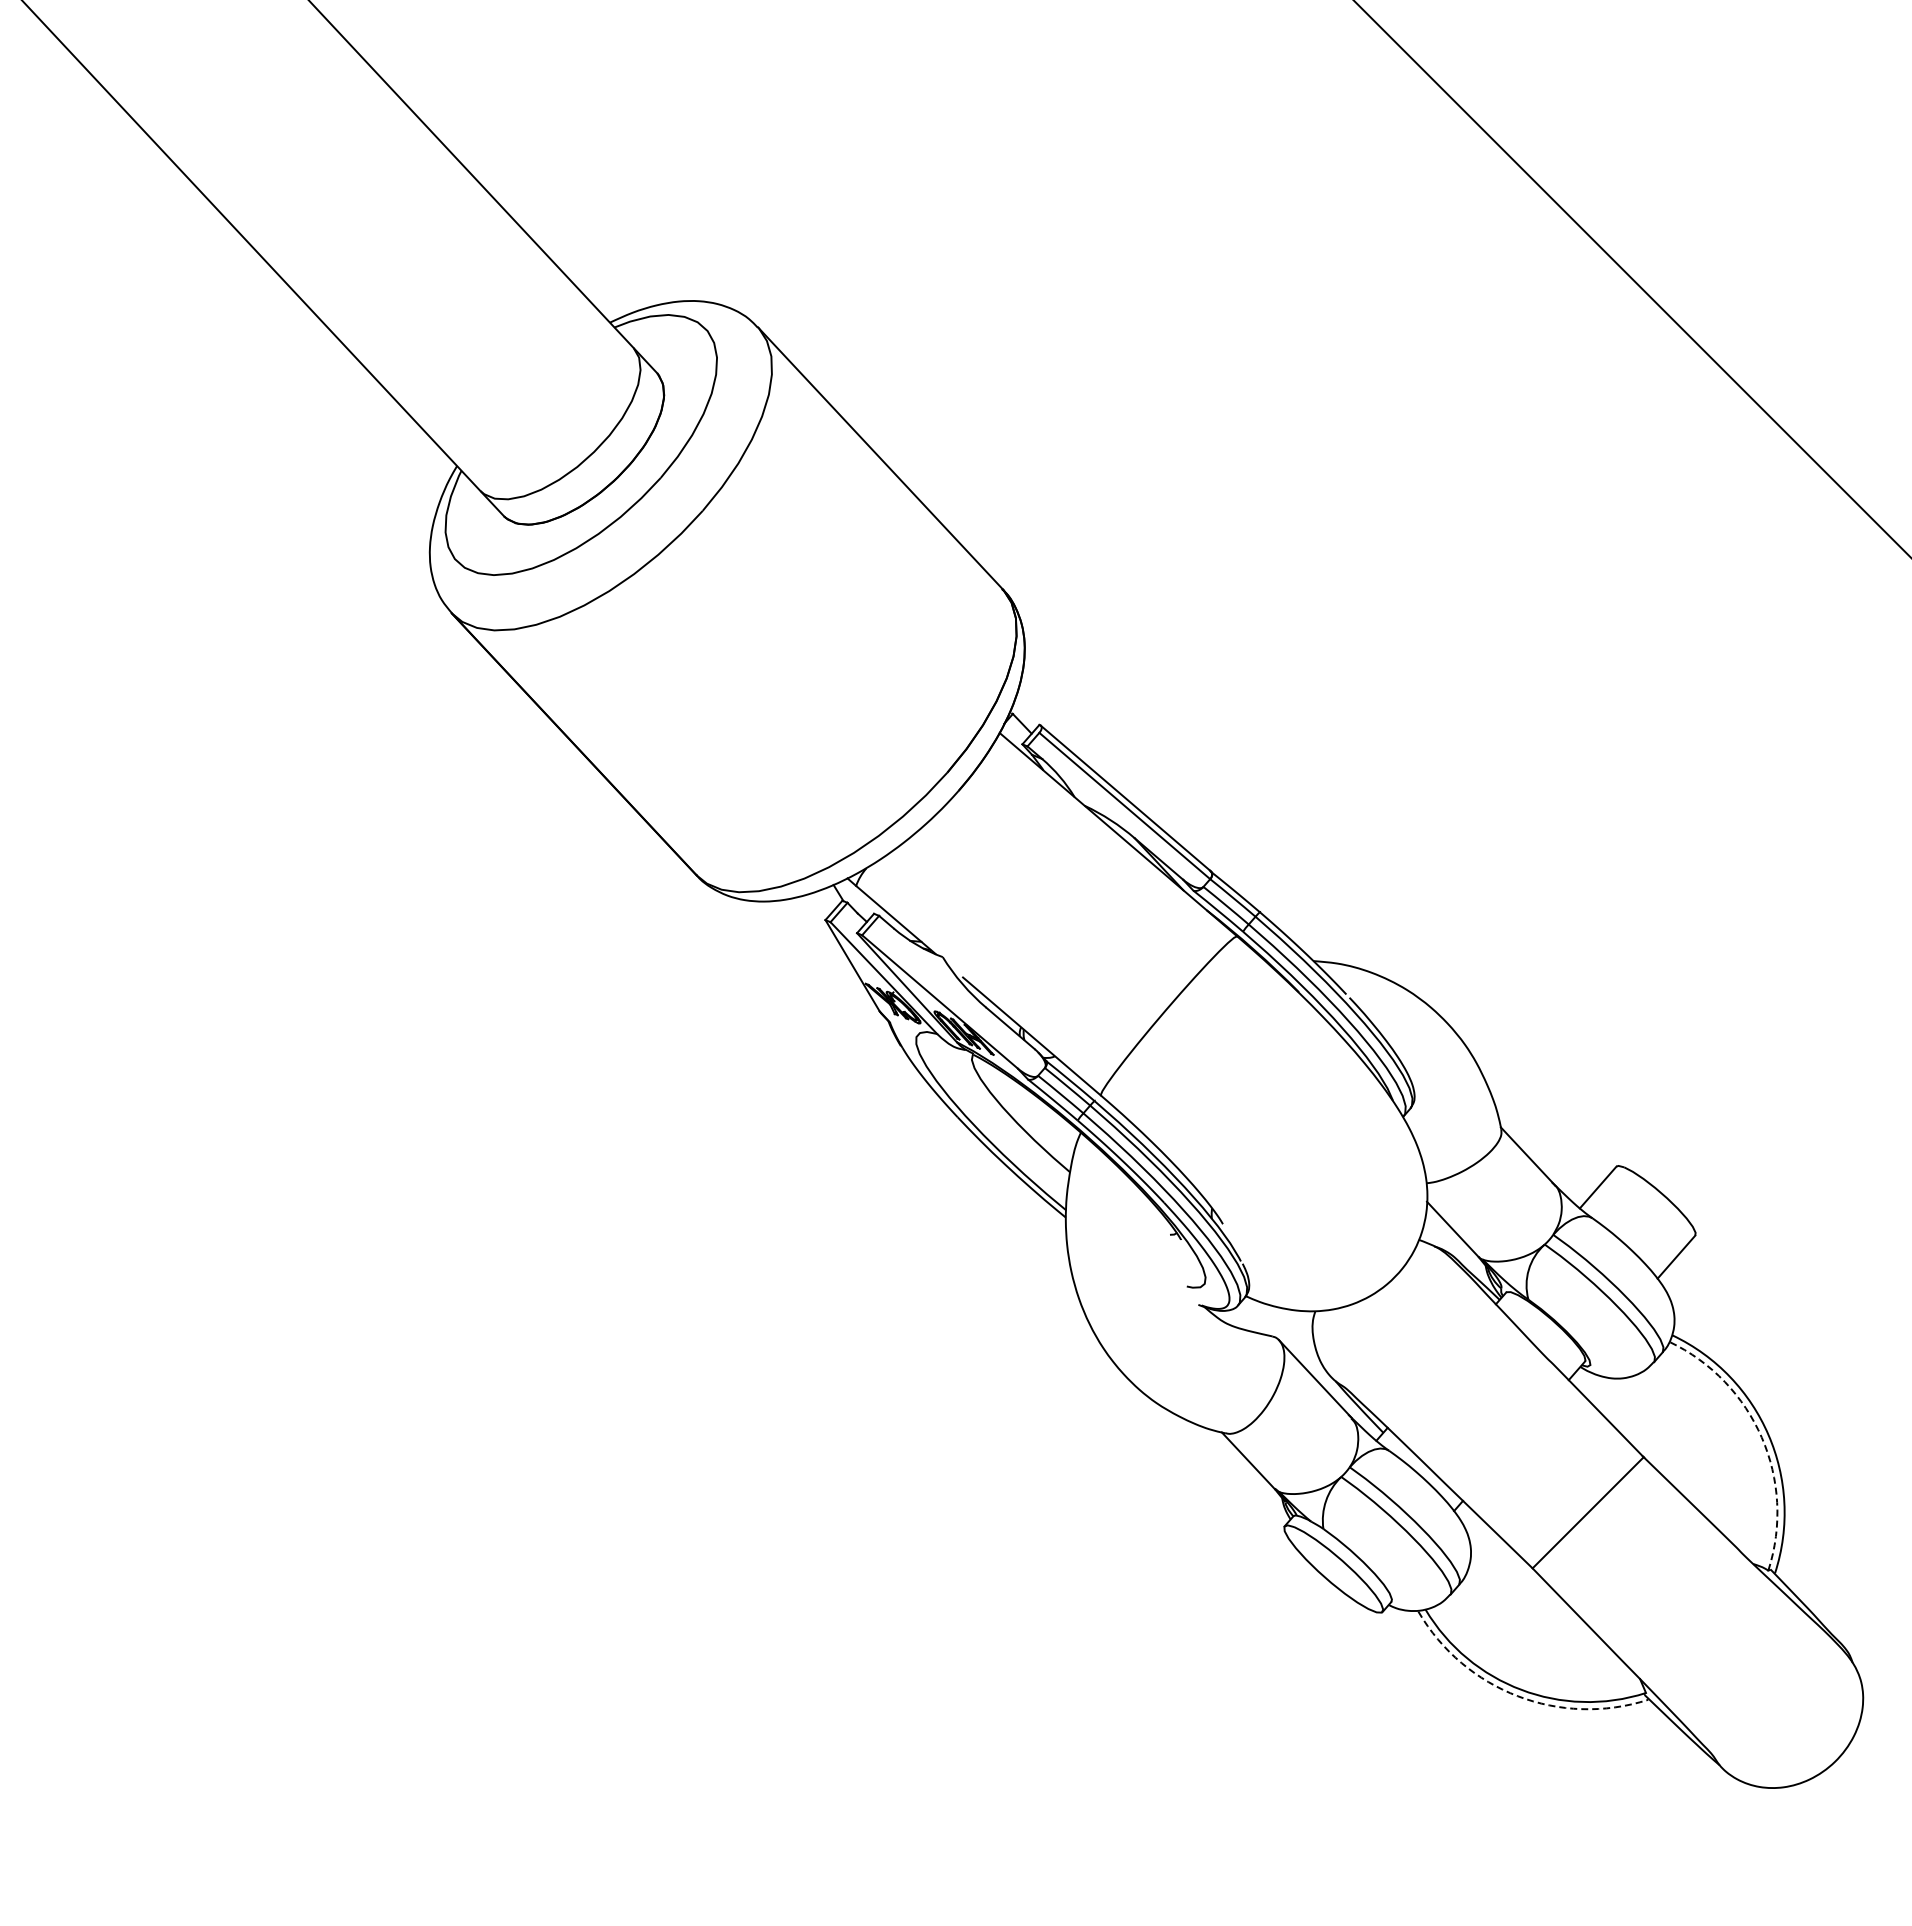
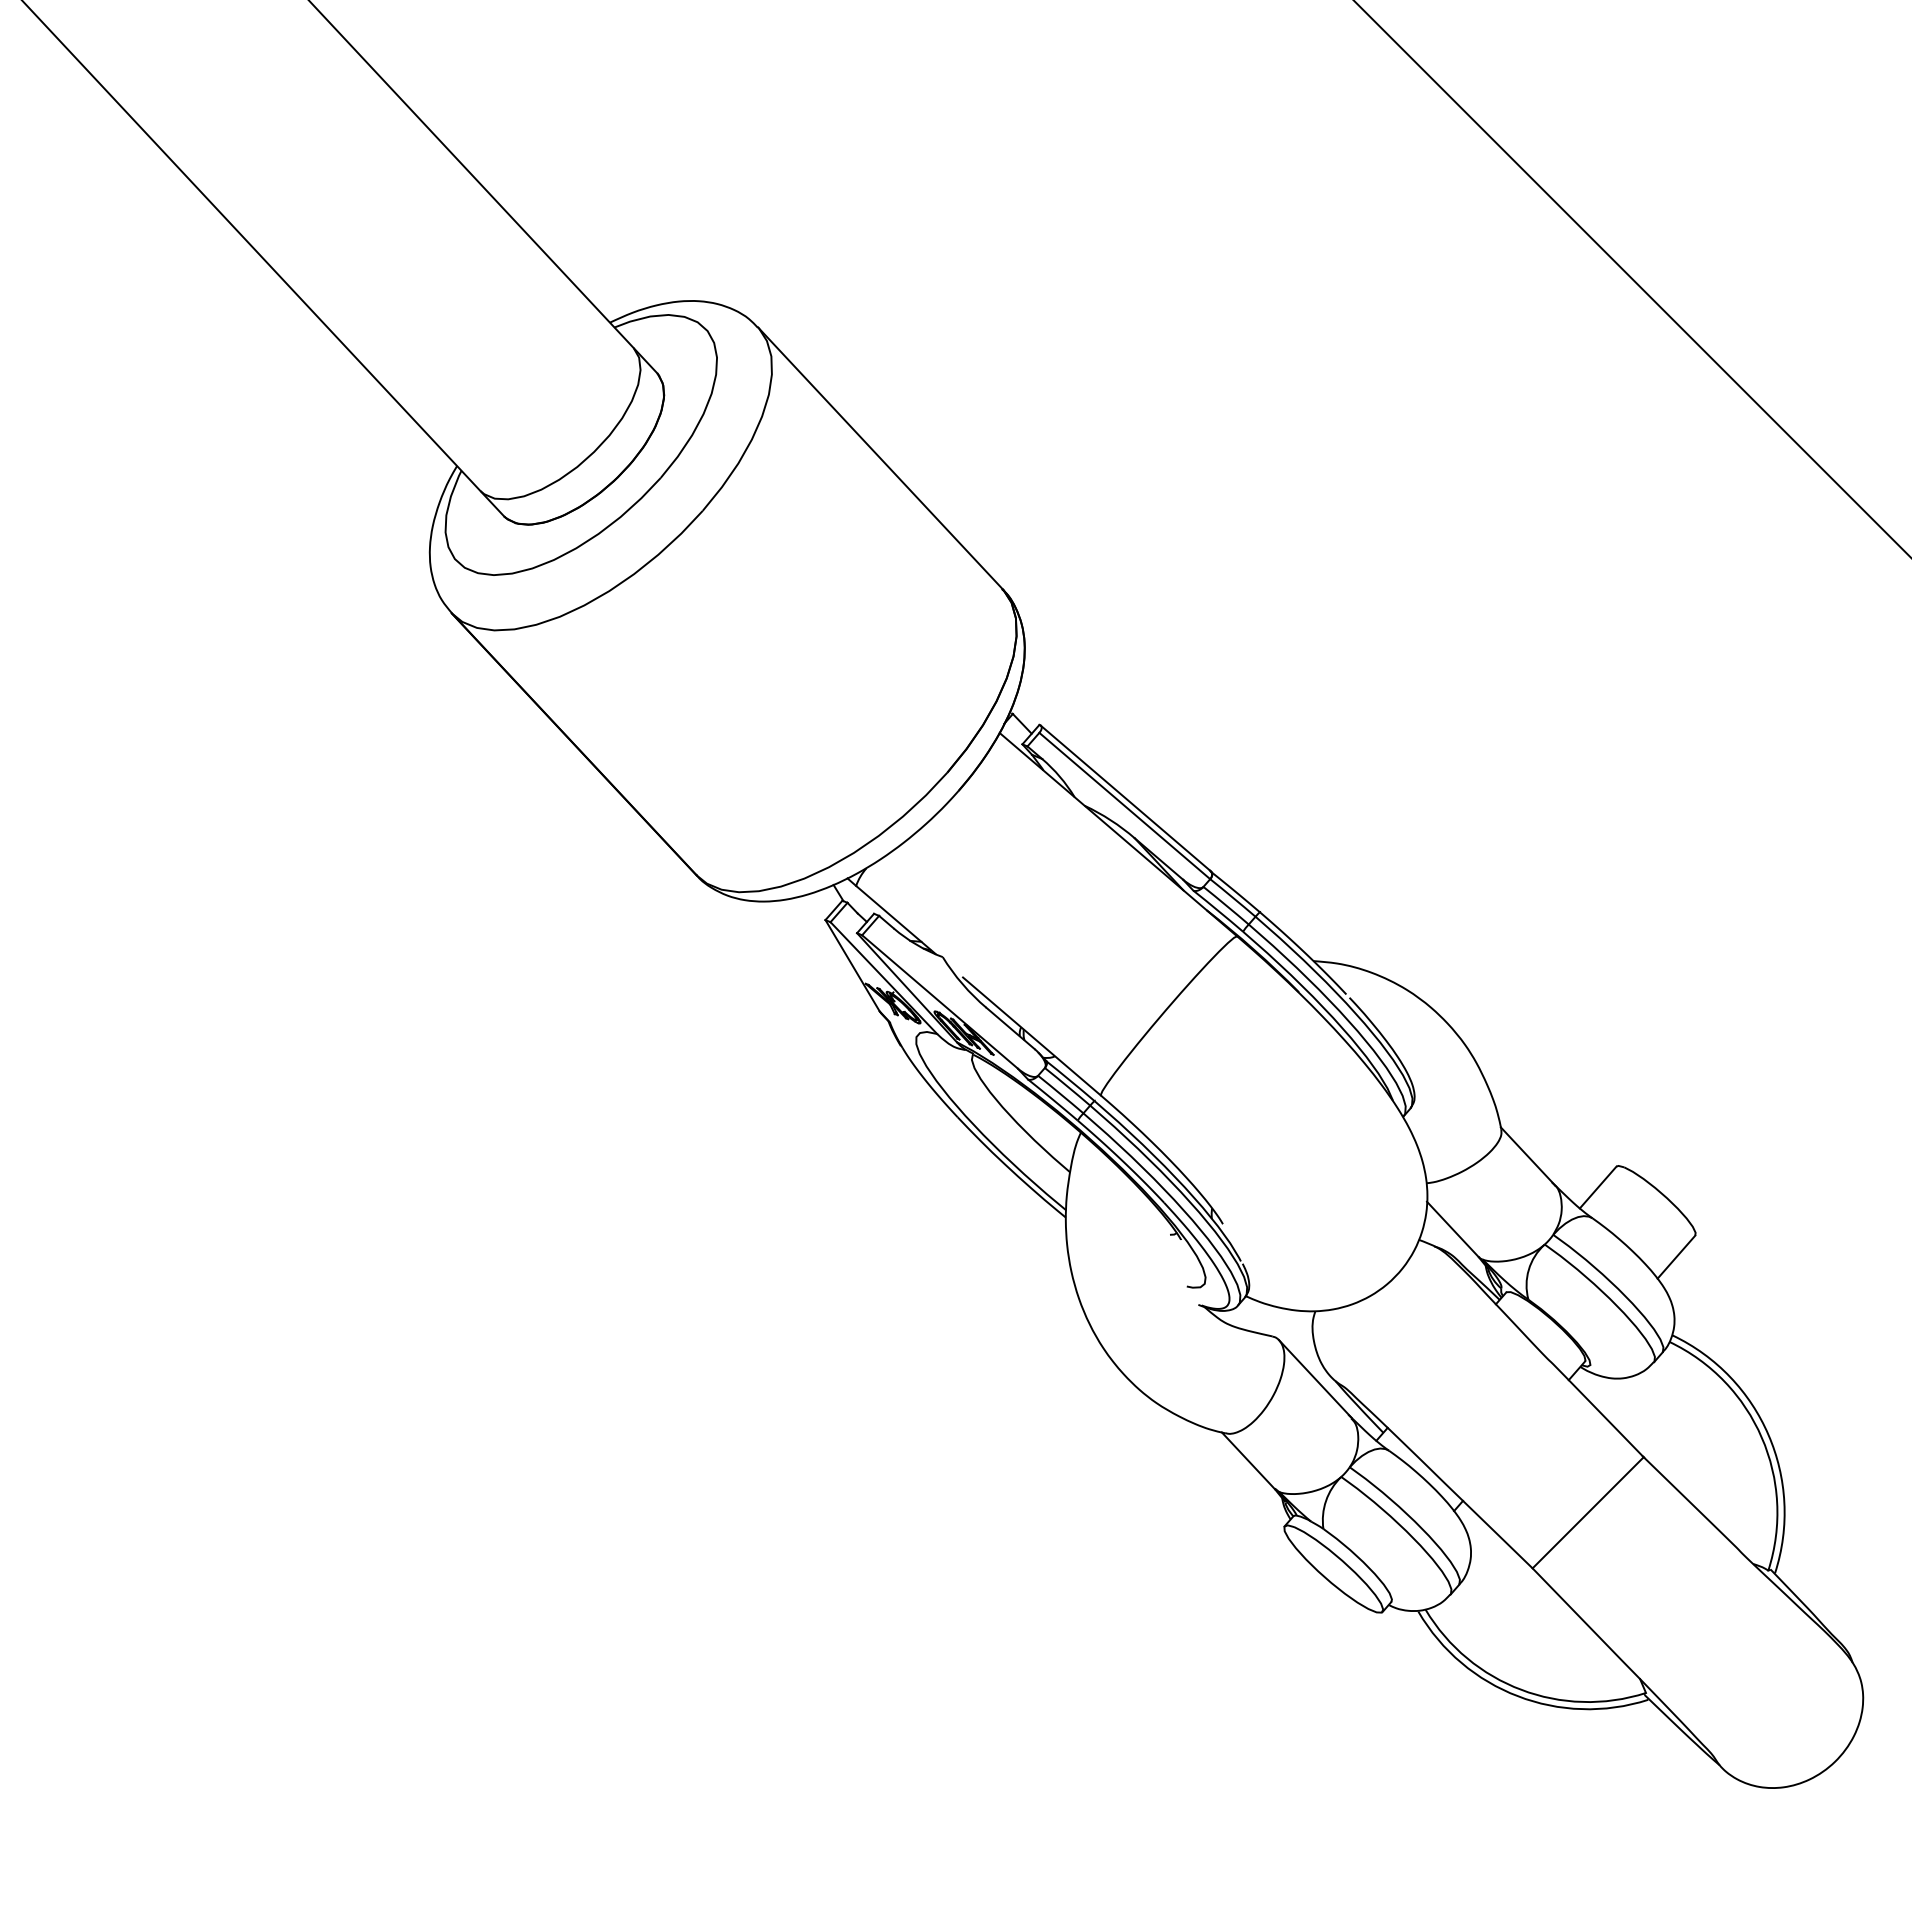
arc: dashed -> solid (1761, 1437)
arc: dashed -> solid (1517, 1696)
